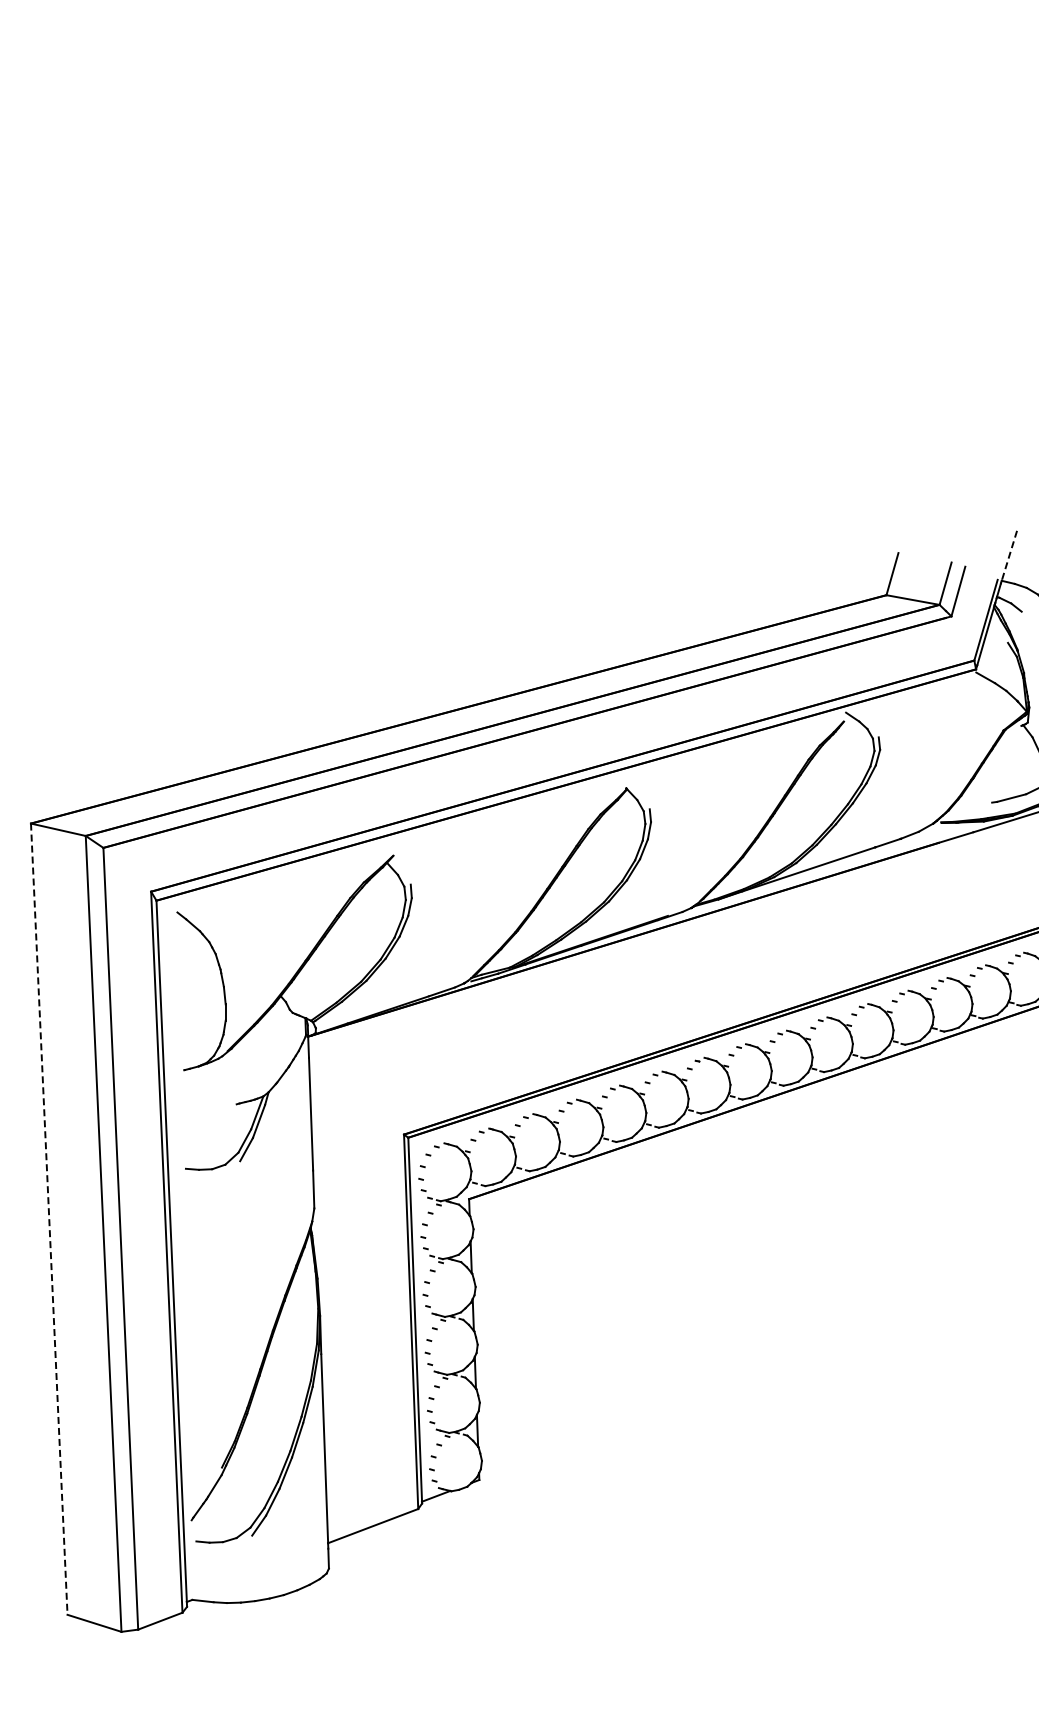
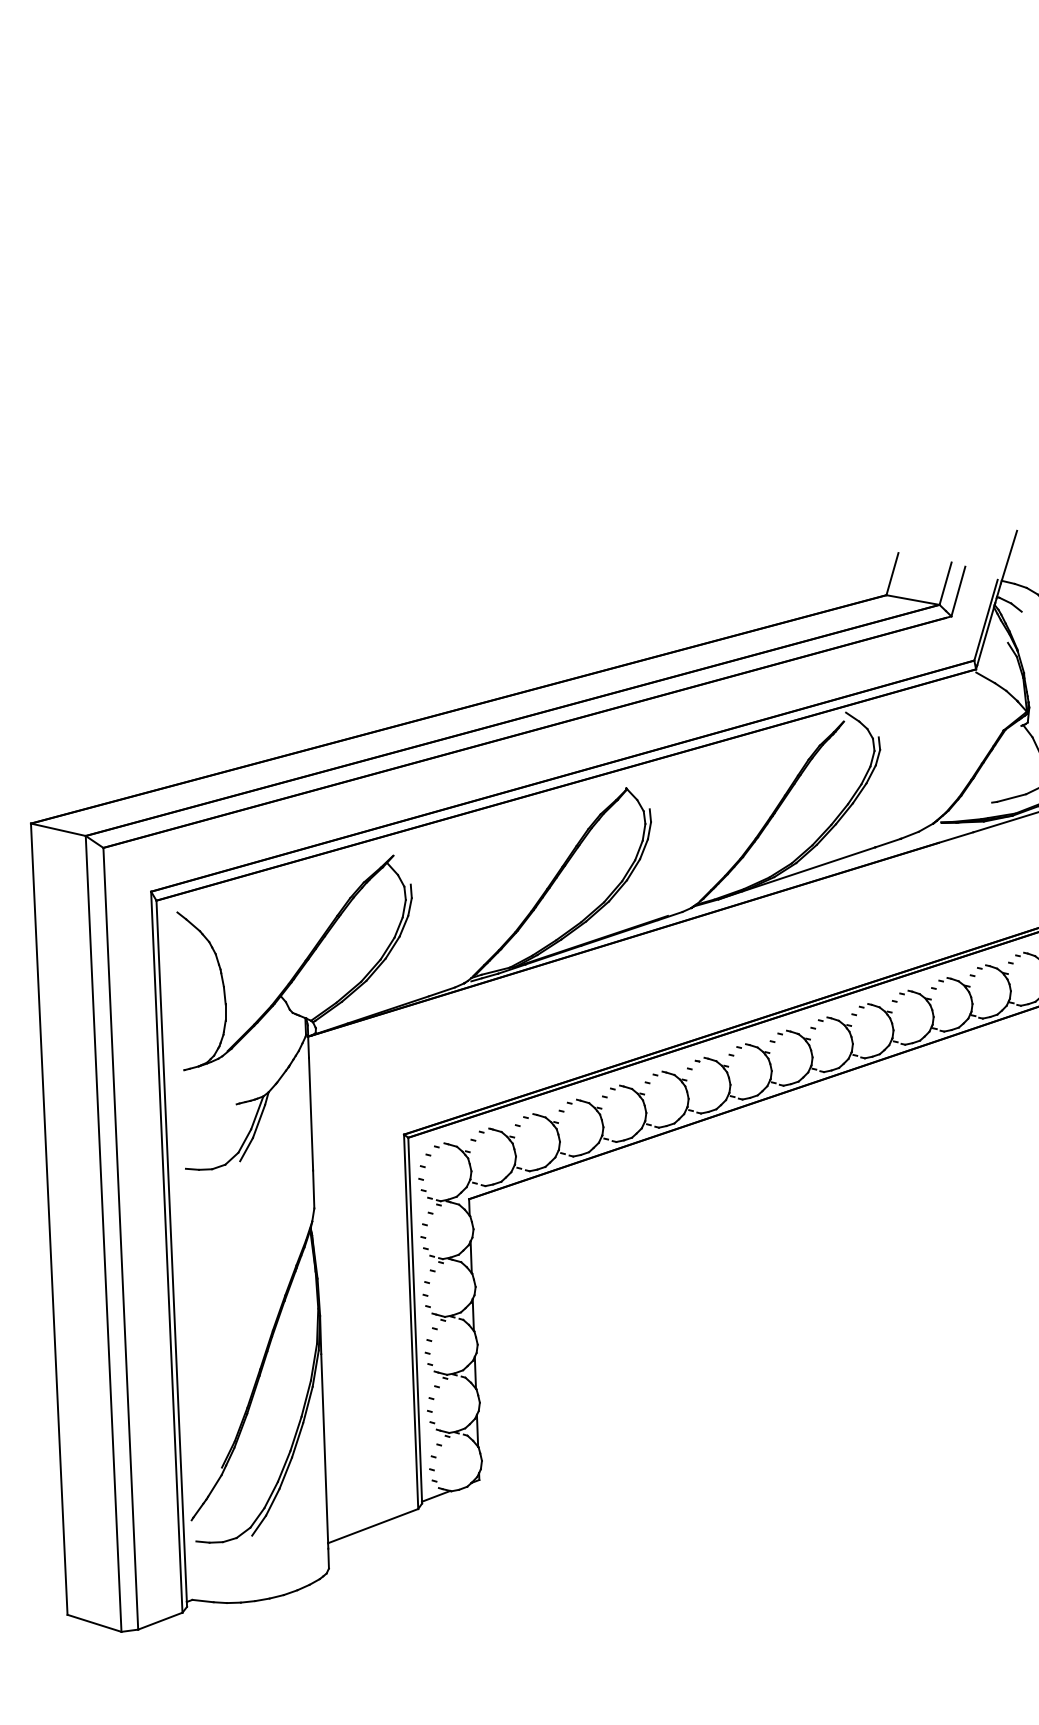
line: dashed -> solid (1009, 556)
line: dashed -> solid (49, 1219)
